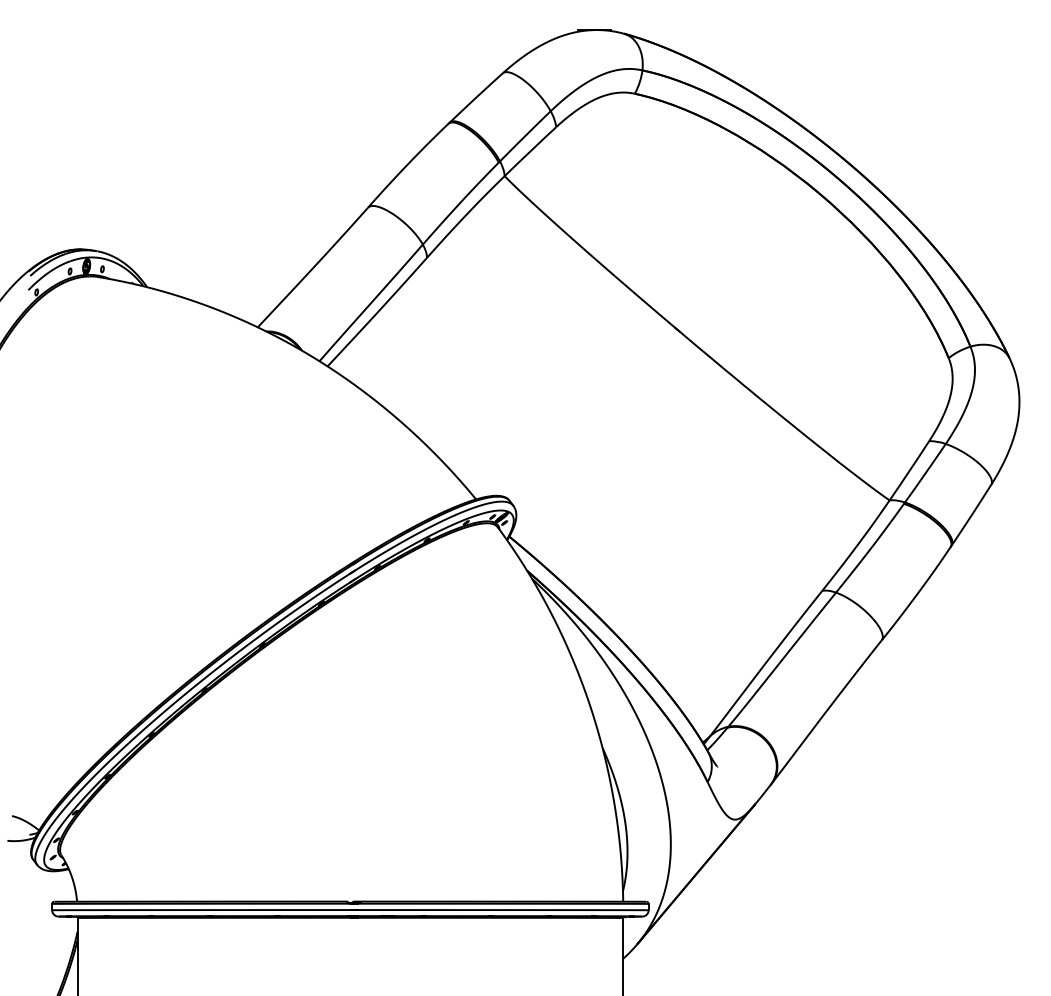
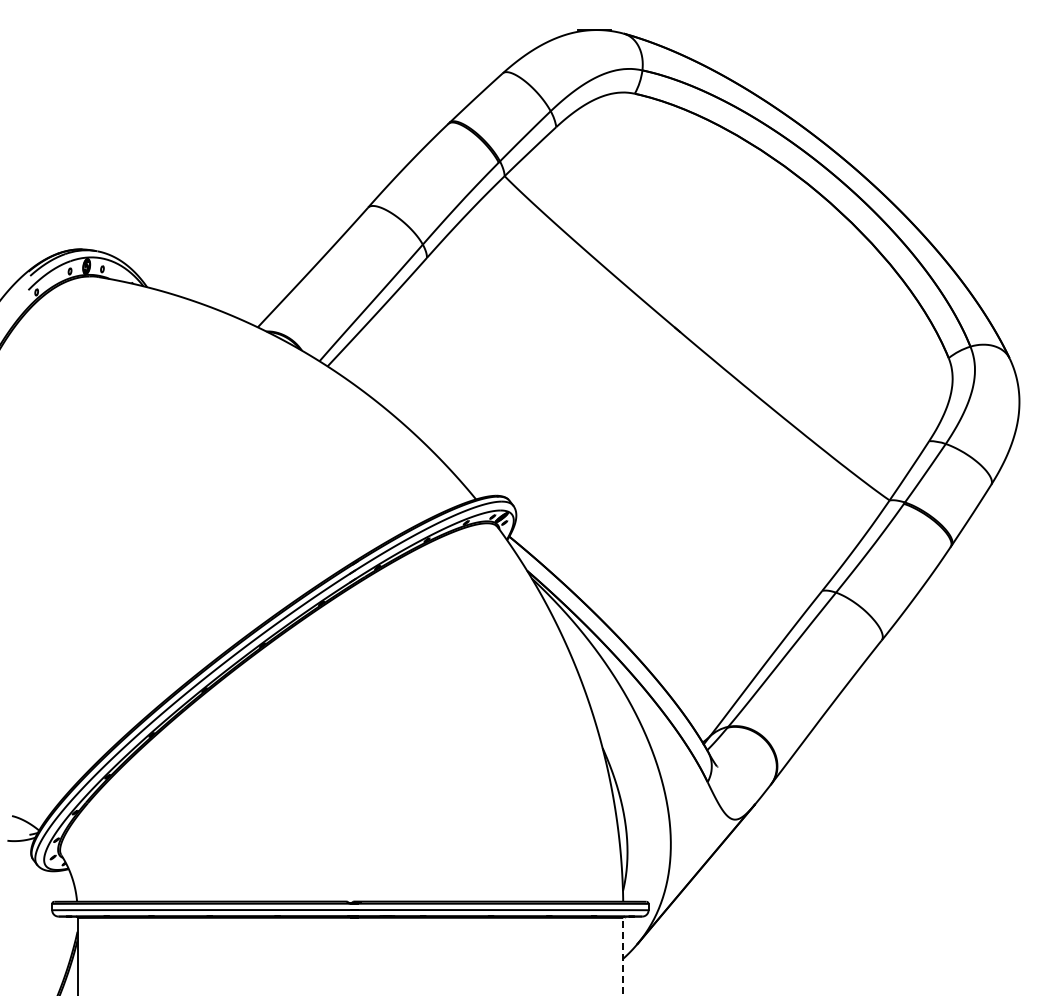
line: solid -> dashed (623, 956)
